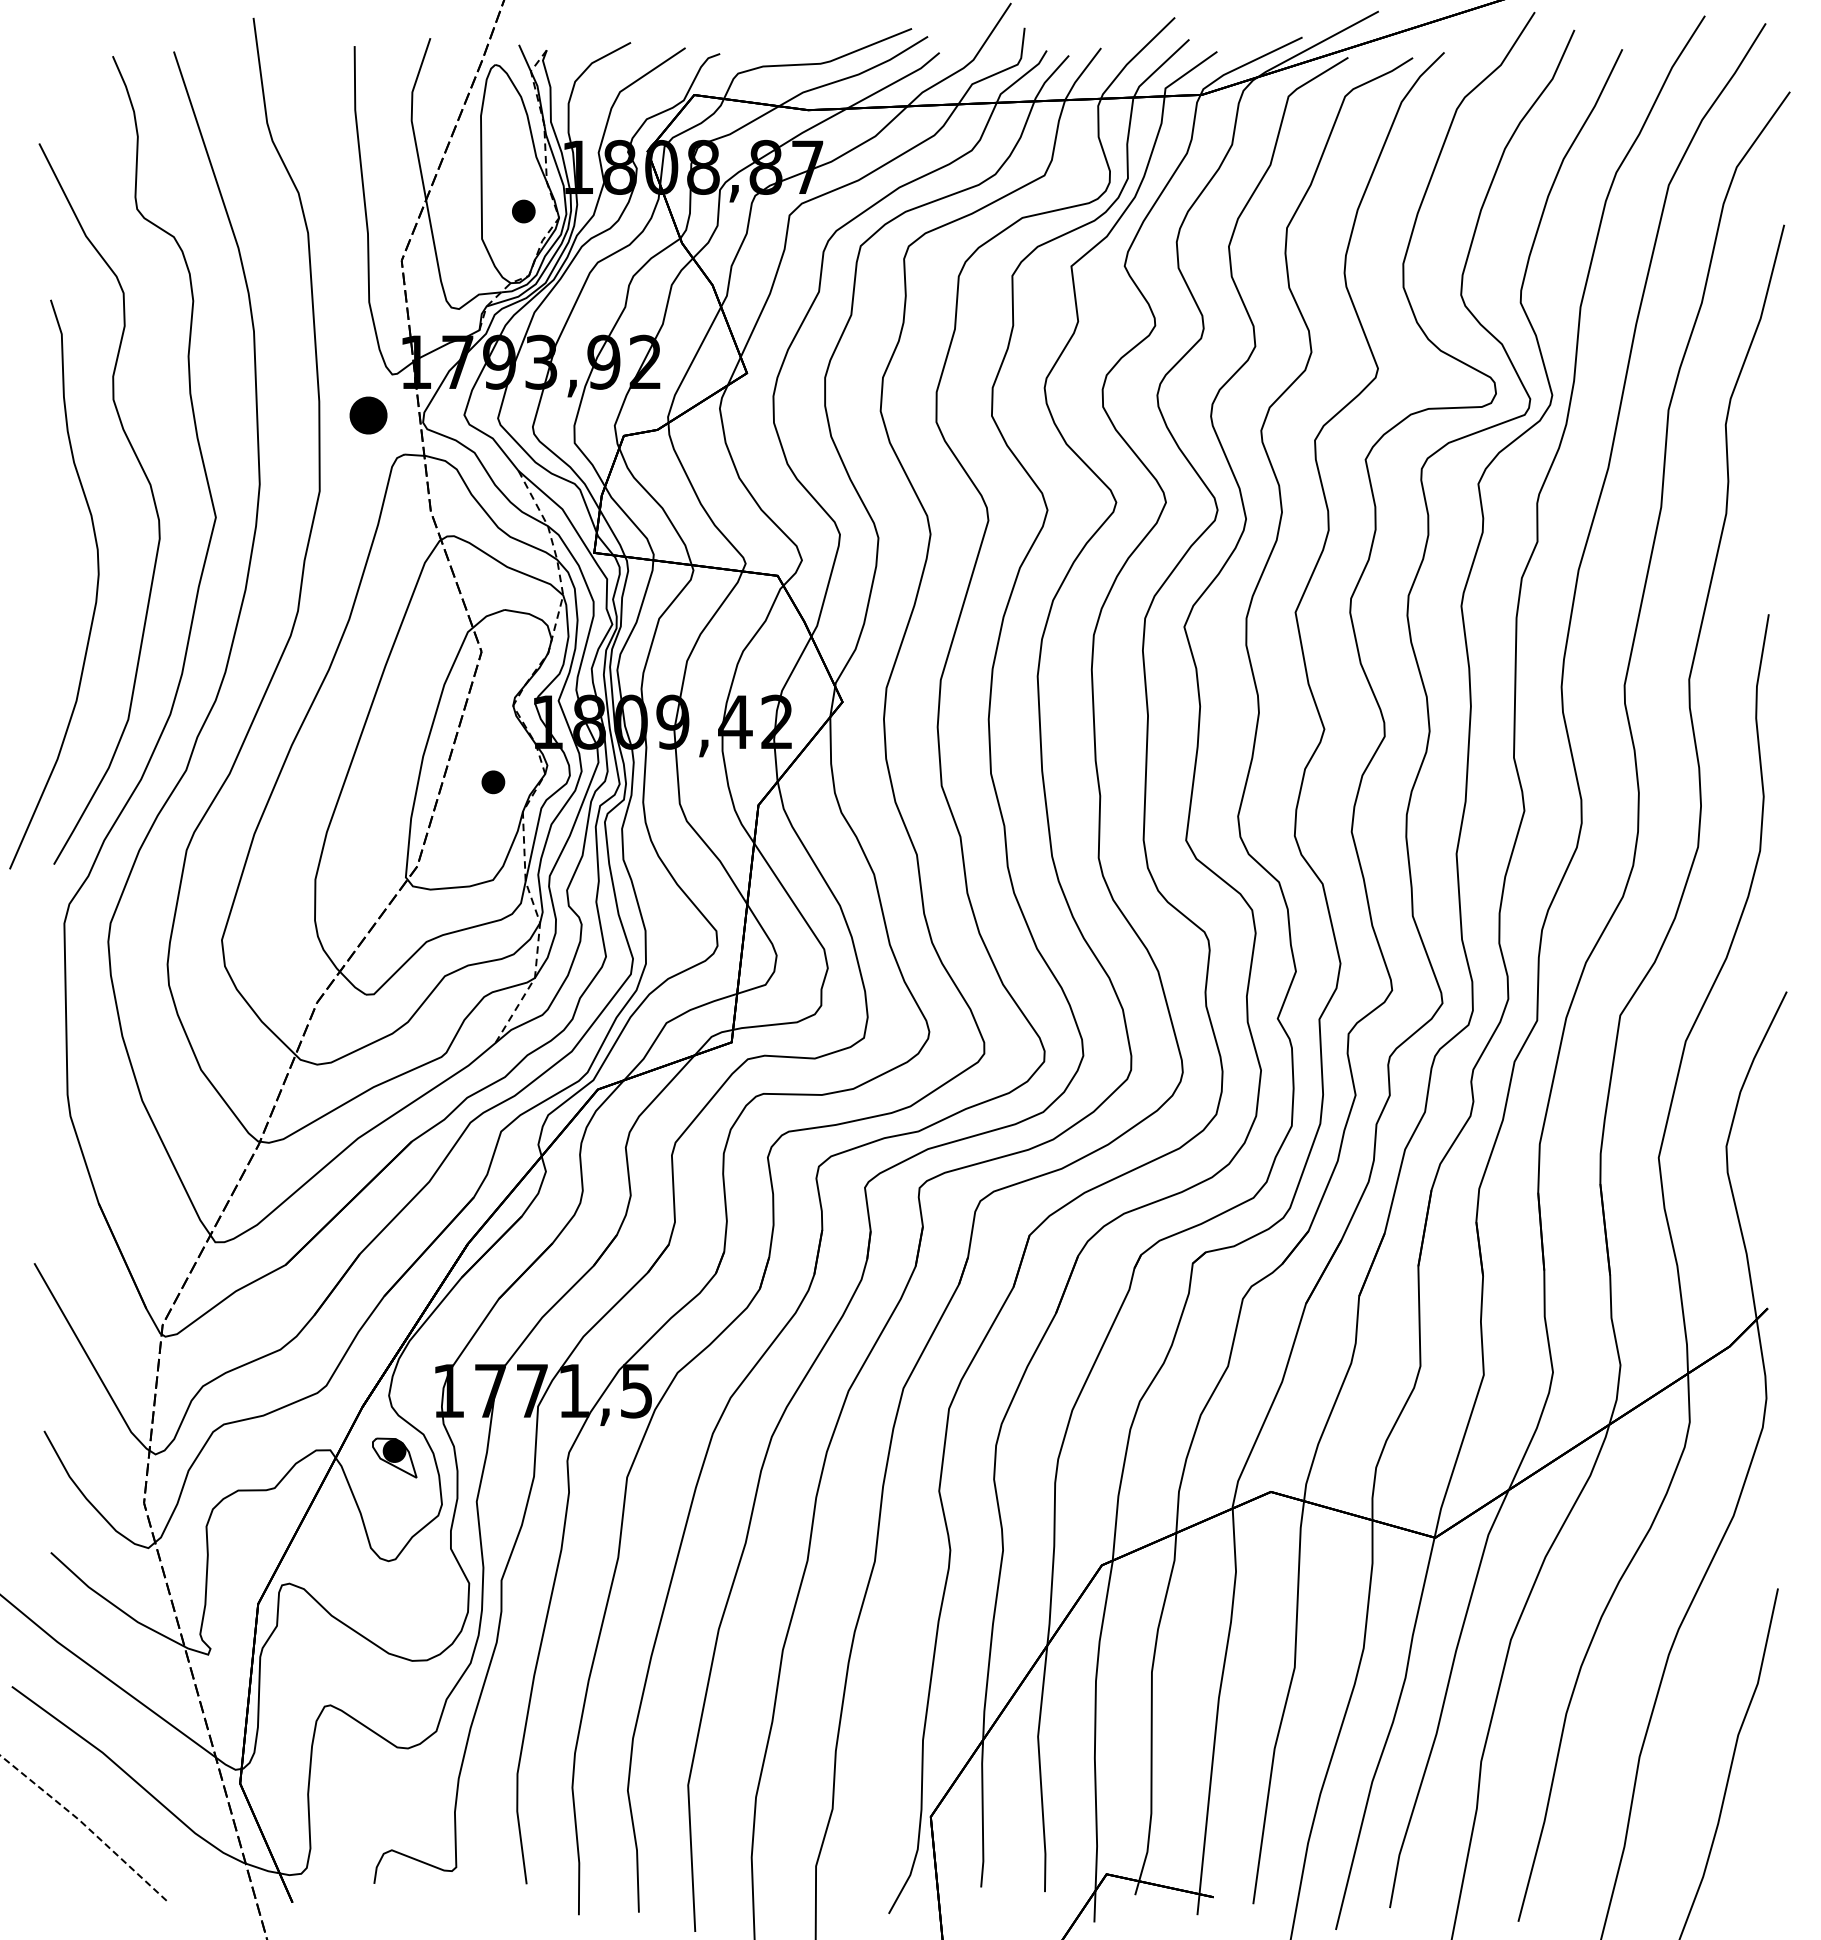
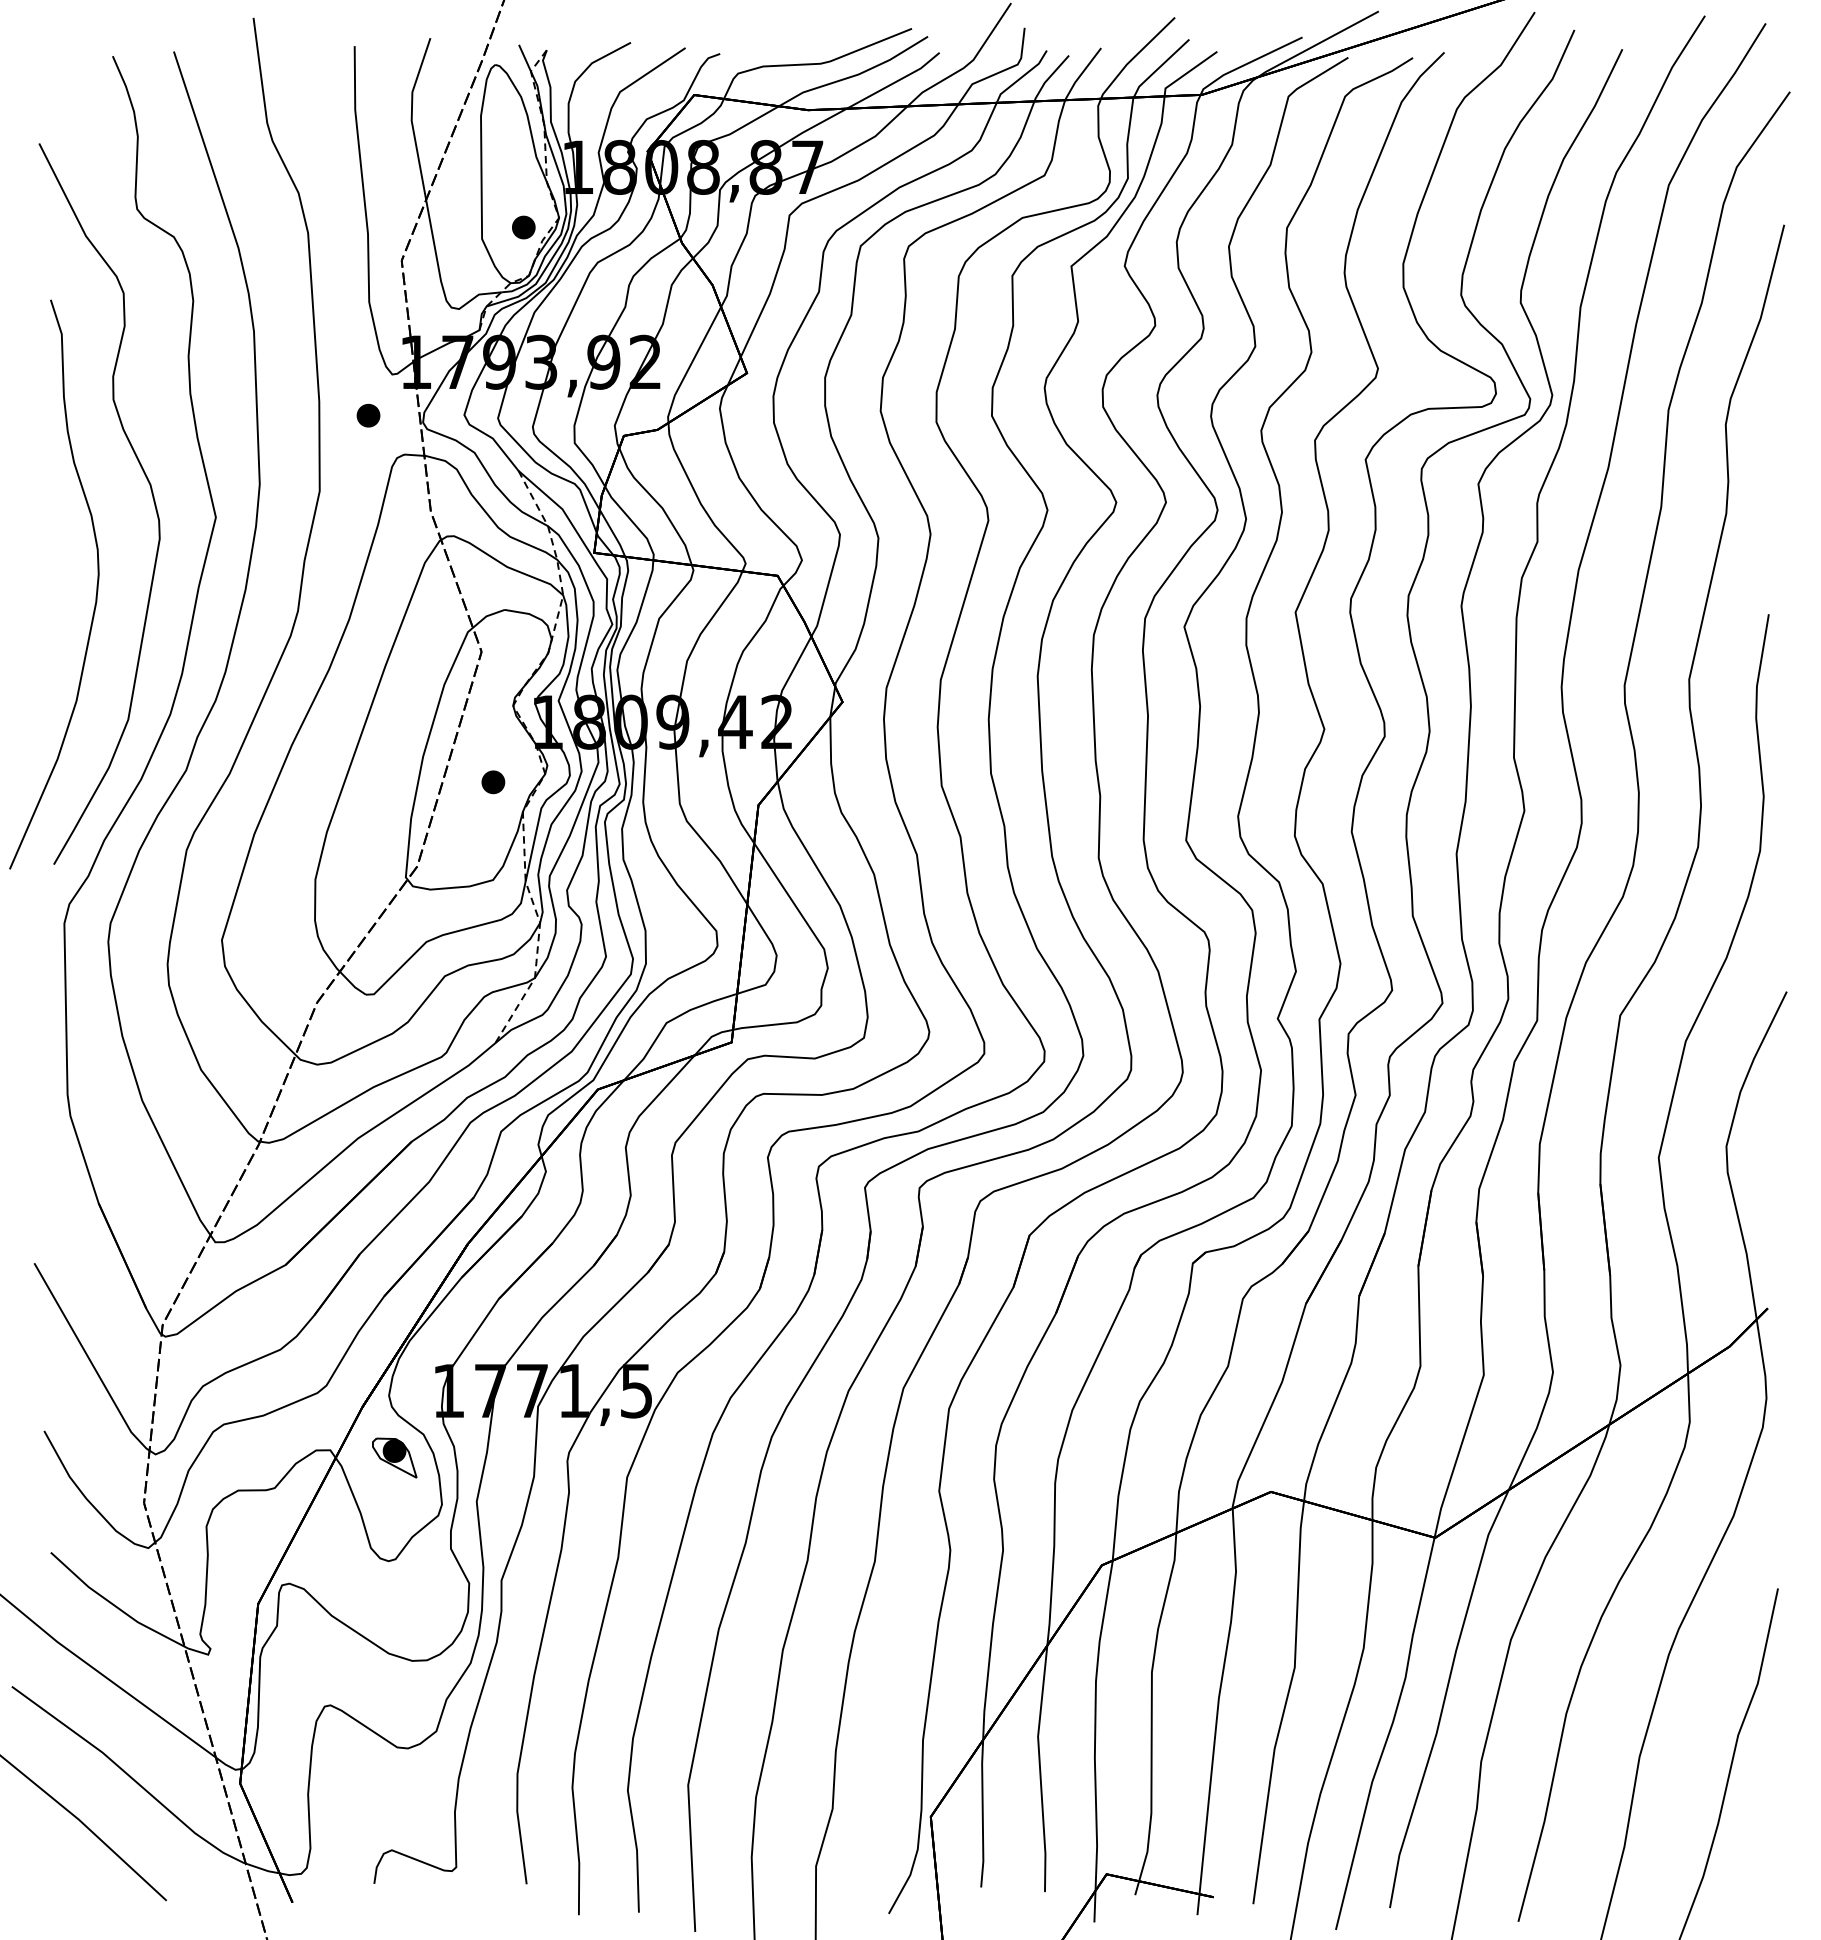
part position: (523, 211) -> (523, 227) (523, 227)
part size: 39x39 px -> 25x24 px (368, 415)
line: dashed -> solid (85, 1825)
